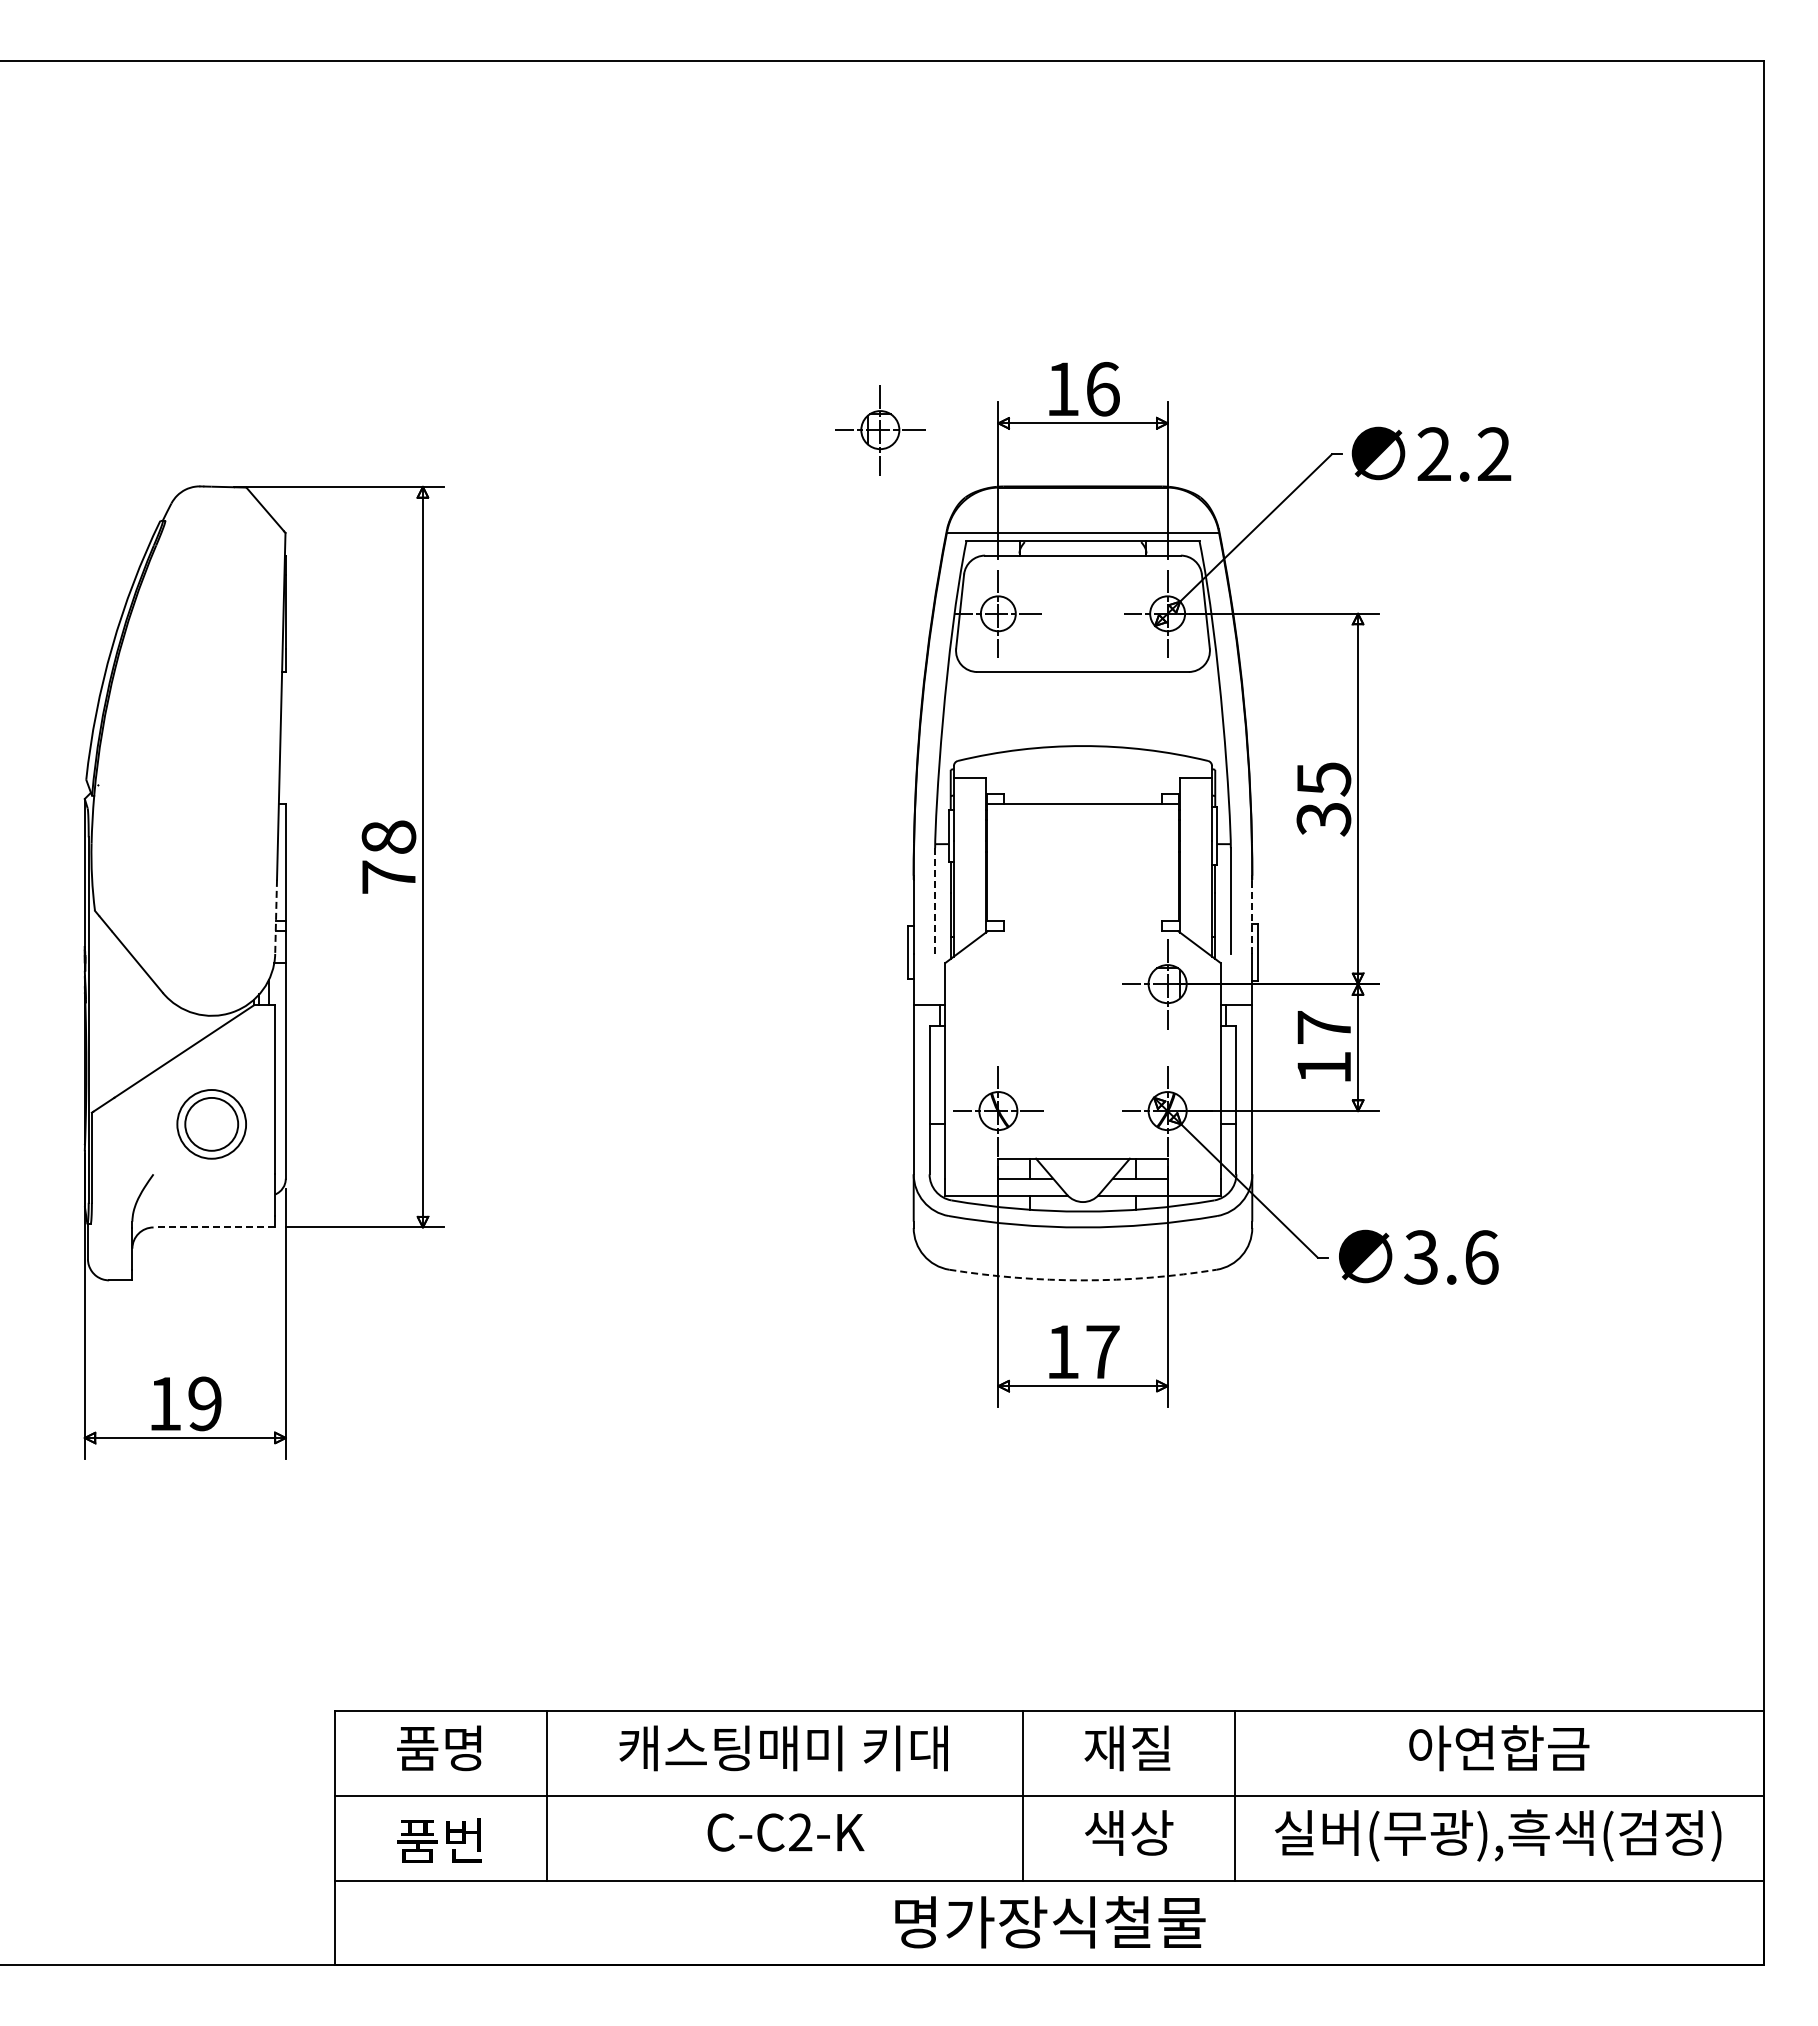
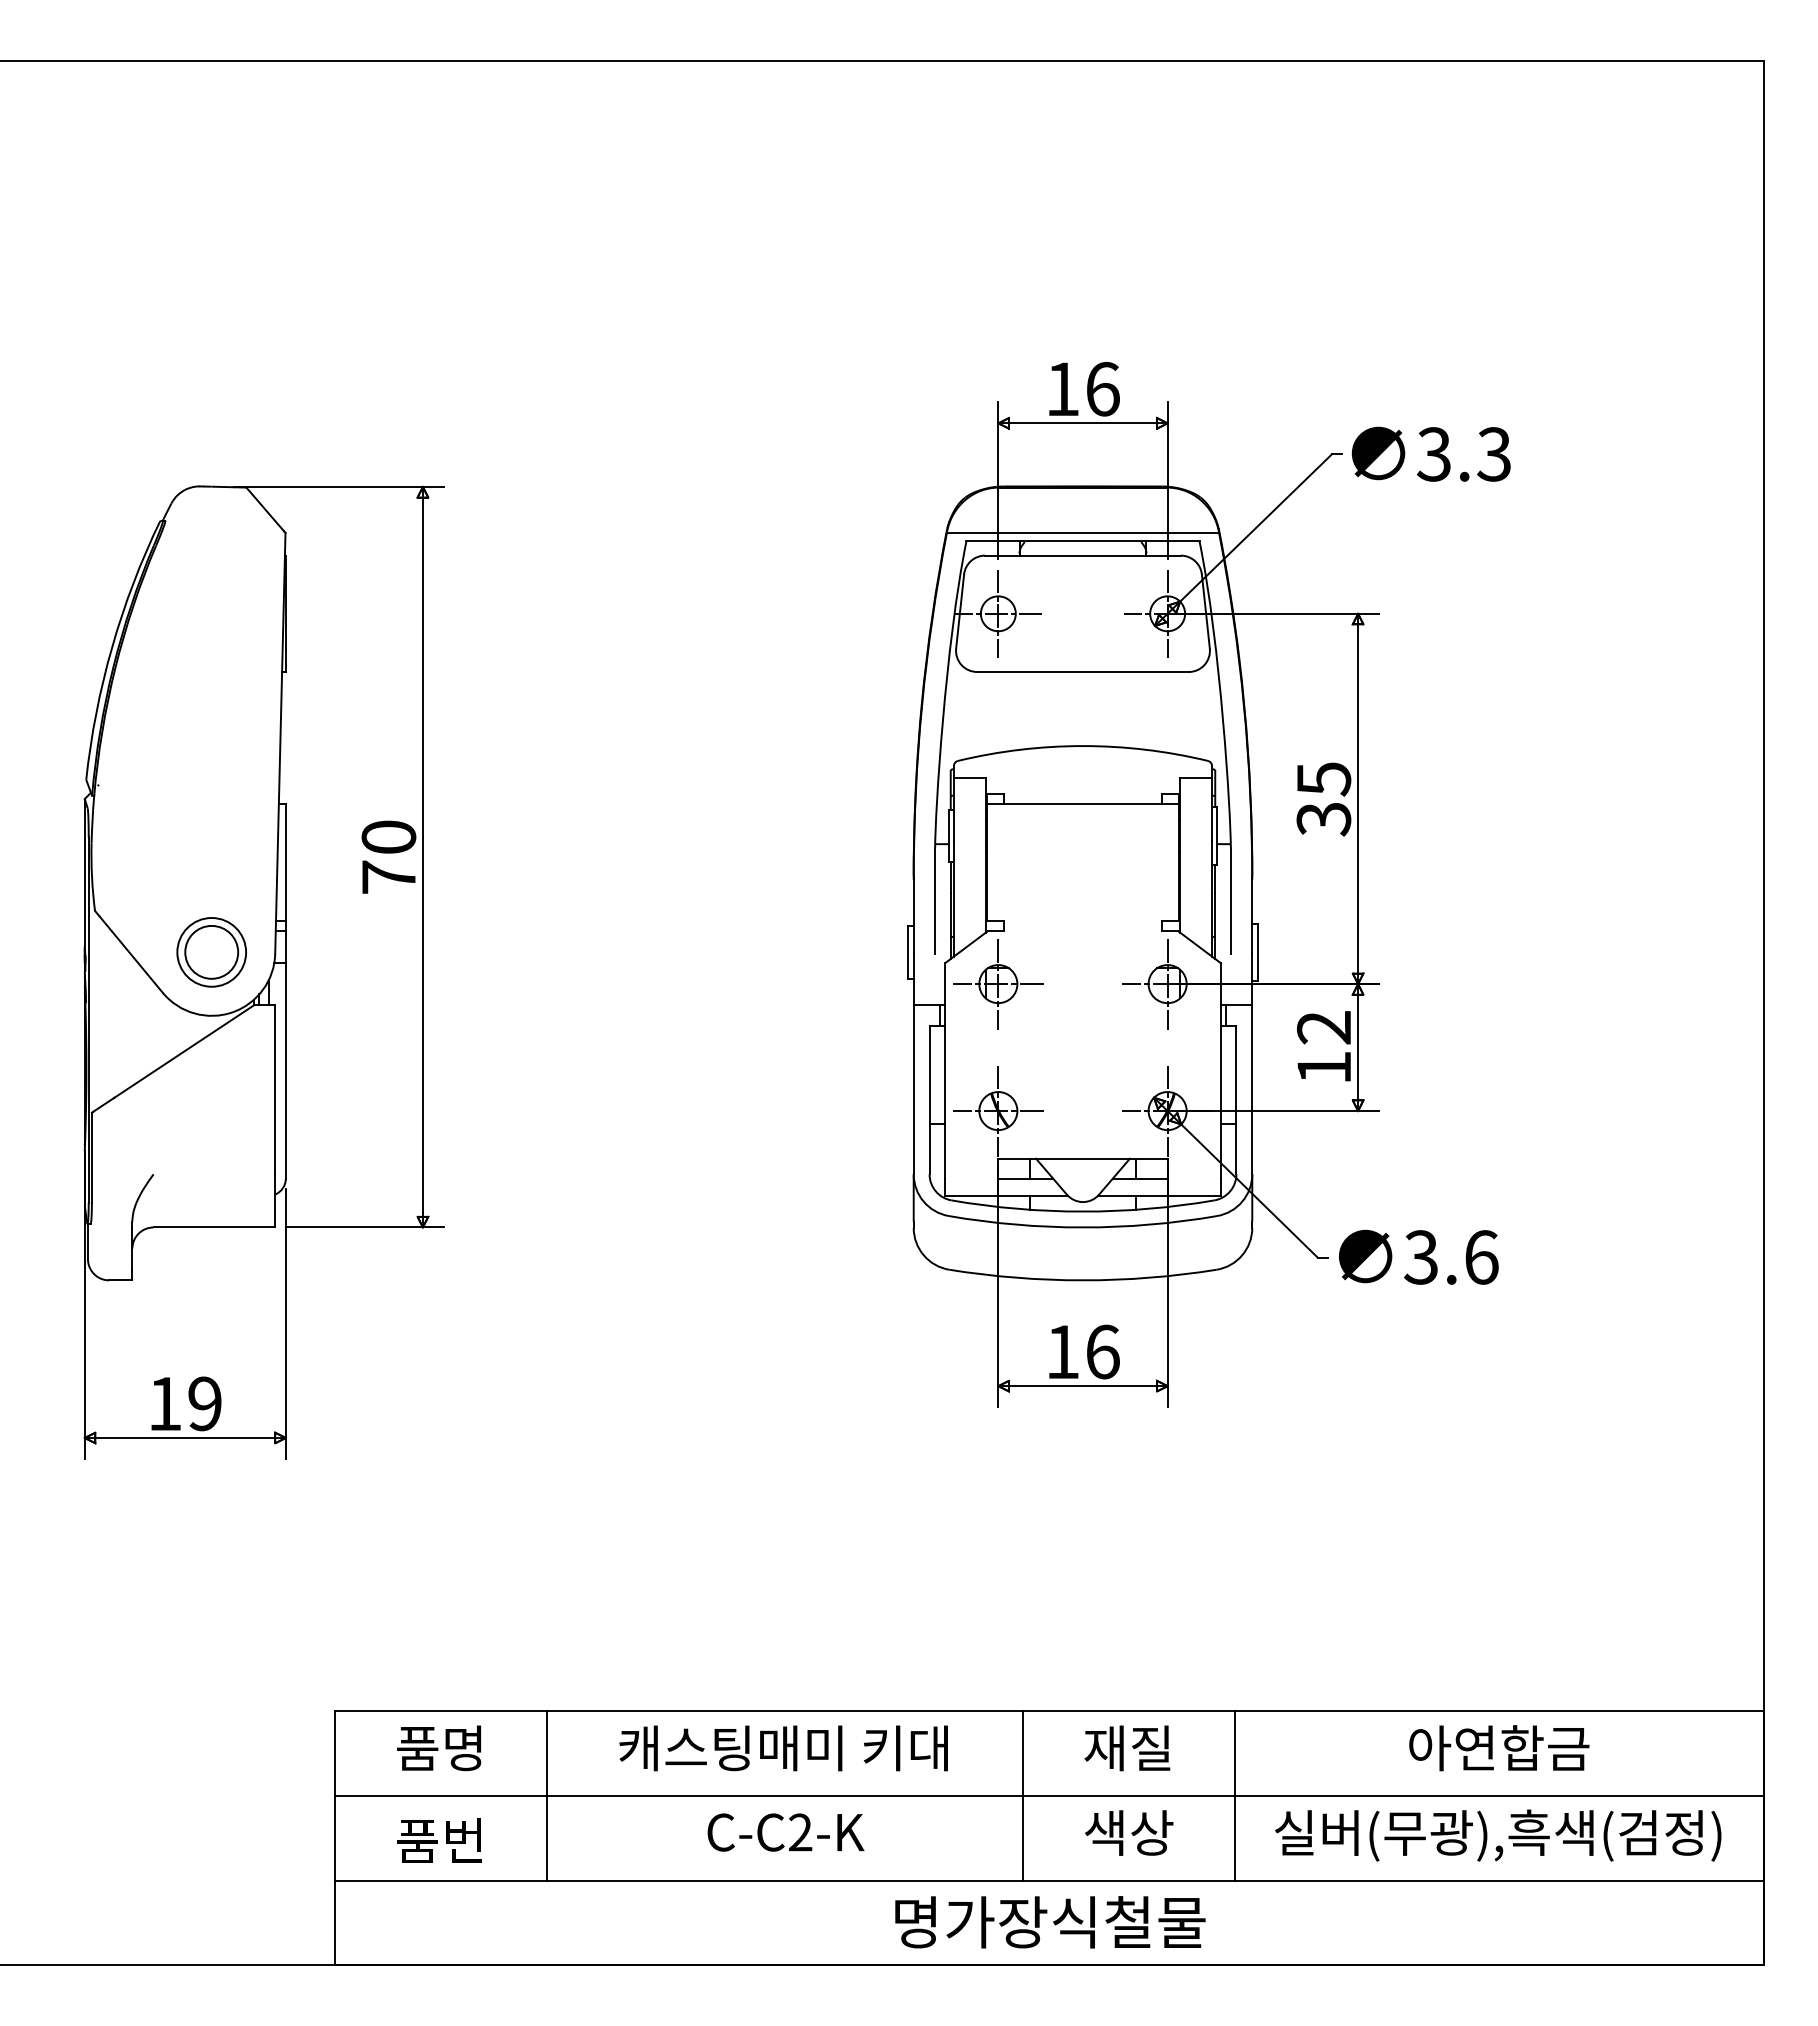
part position: (880, 430) -> (998, 984) (998, 984)
text: 2.2 -> 3.3 (1463, 454)
text: 78 -> 70 (388, 836)
line: dashed -> solid (934, 901)
line: dashed -> solid (1252, 916)
line: dashed -> solid (276, 917)
text: 17 -> 12 (1323, 1027)
part position: (211, 1124) -> (211, 952) (211, 952)
line: dashed -> solid (214, 1227)
arc: dashed -> solid (1083, 1280)
text: 17 -> 16 (1102, 1351)
